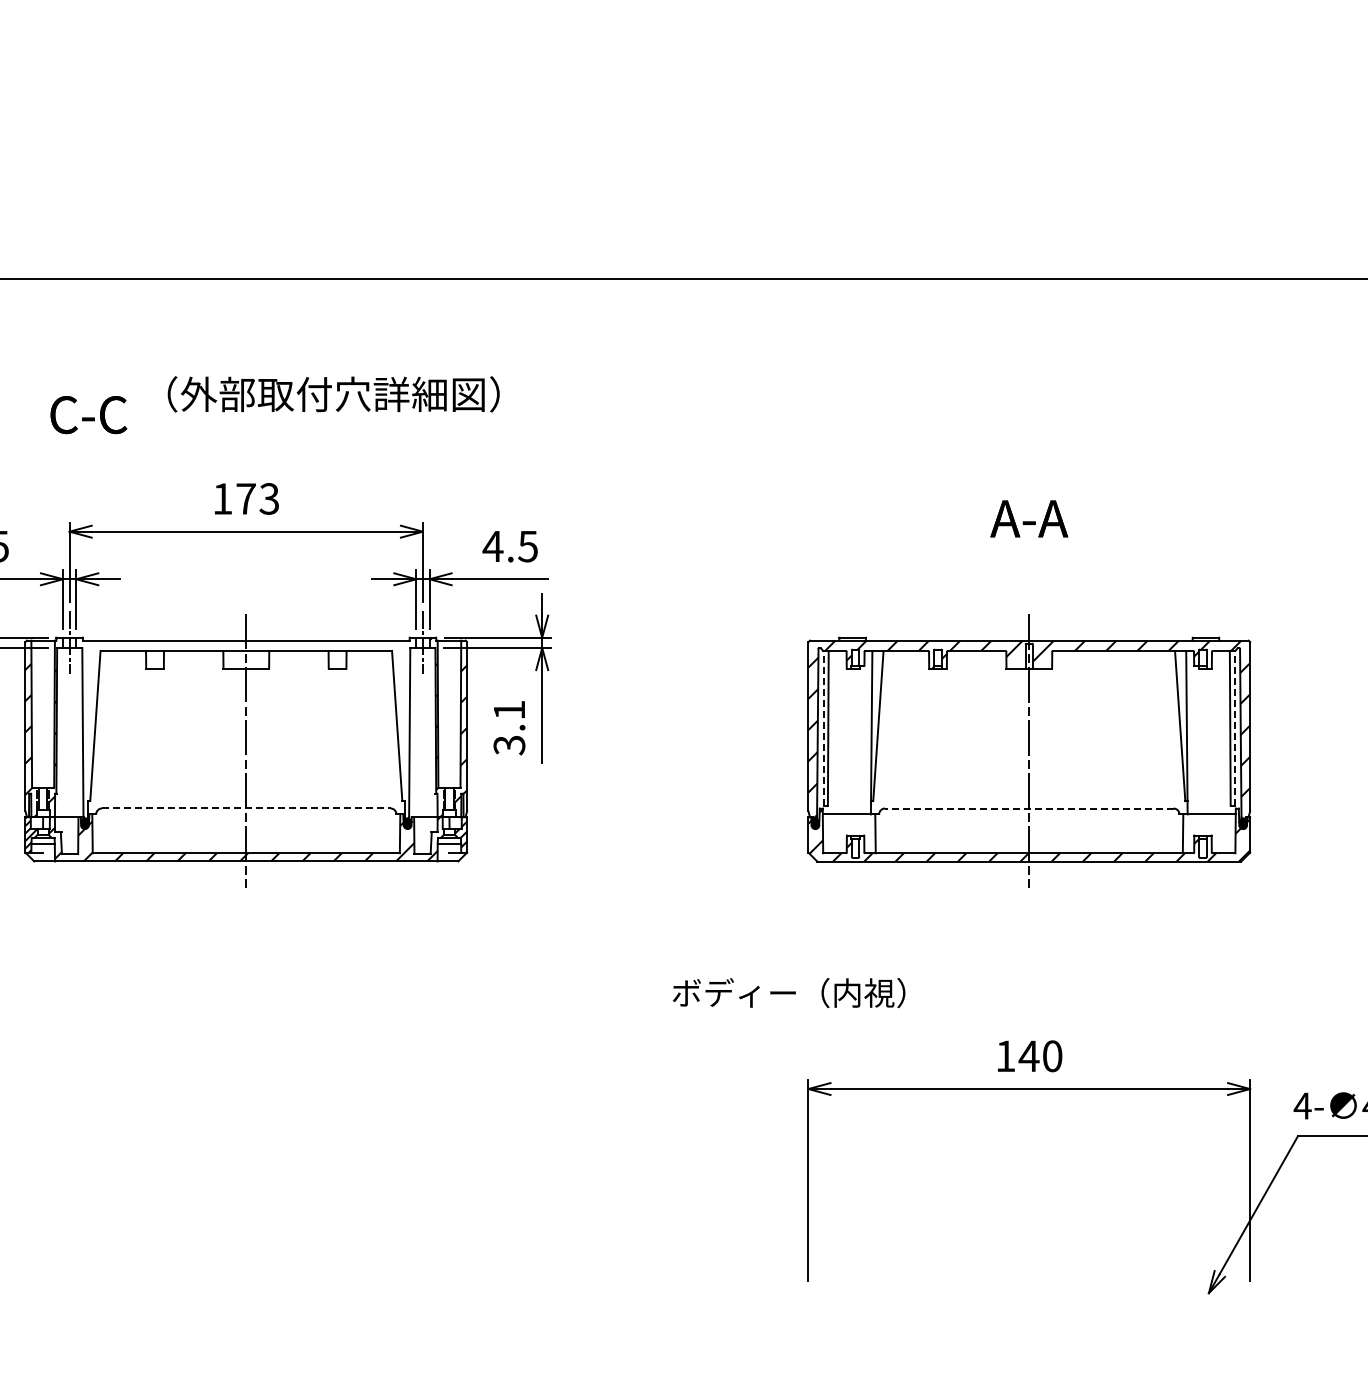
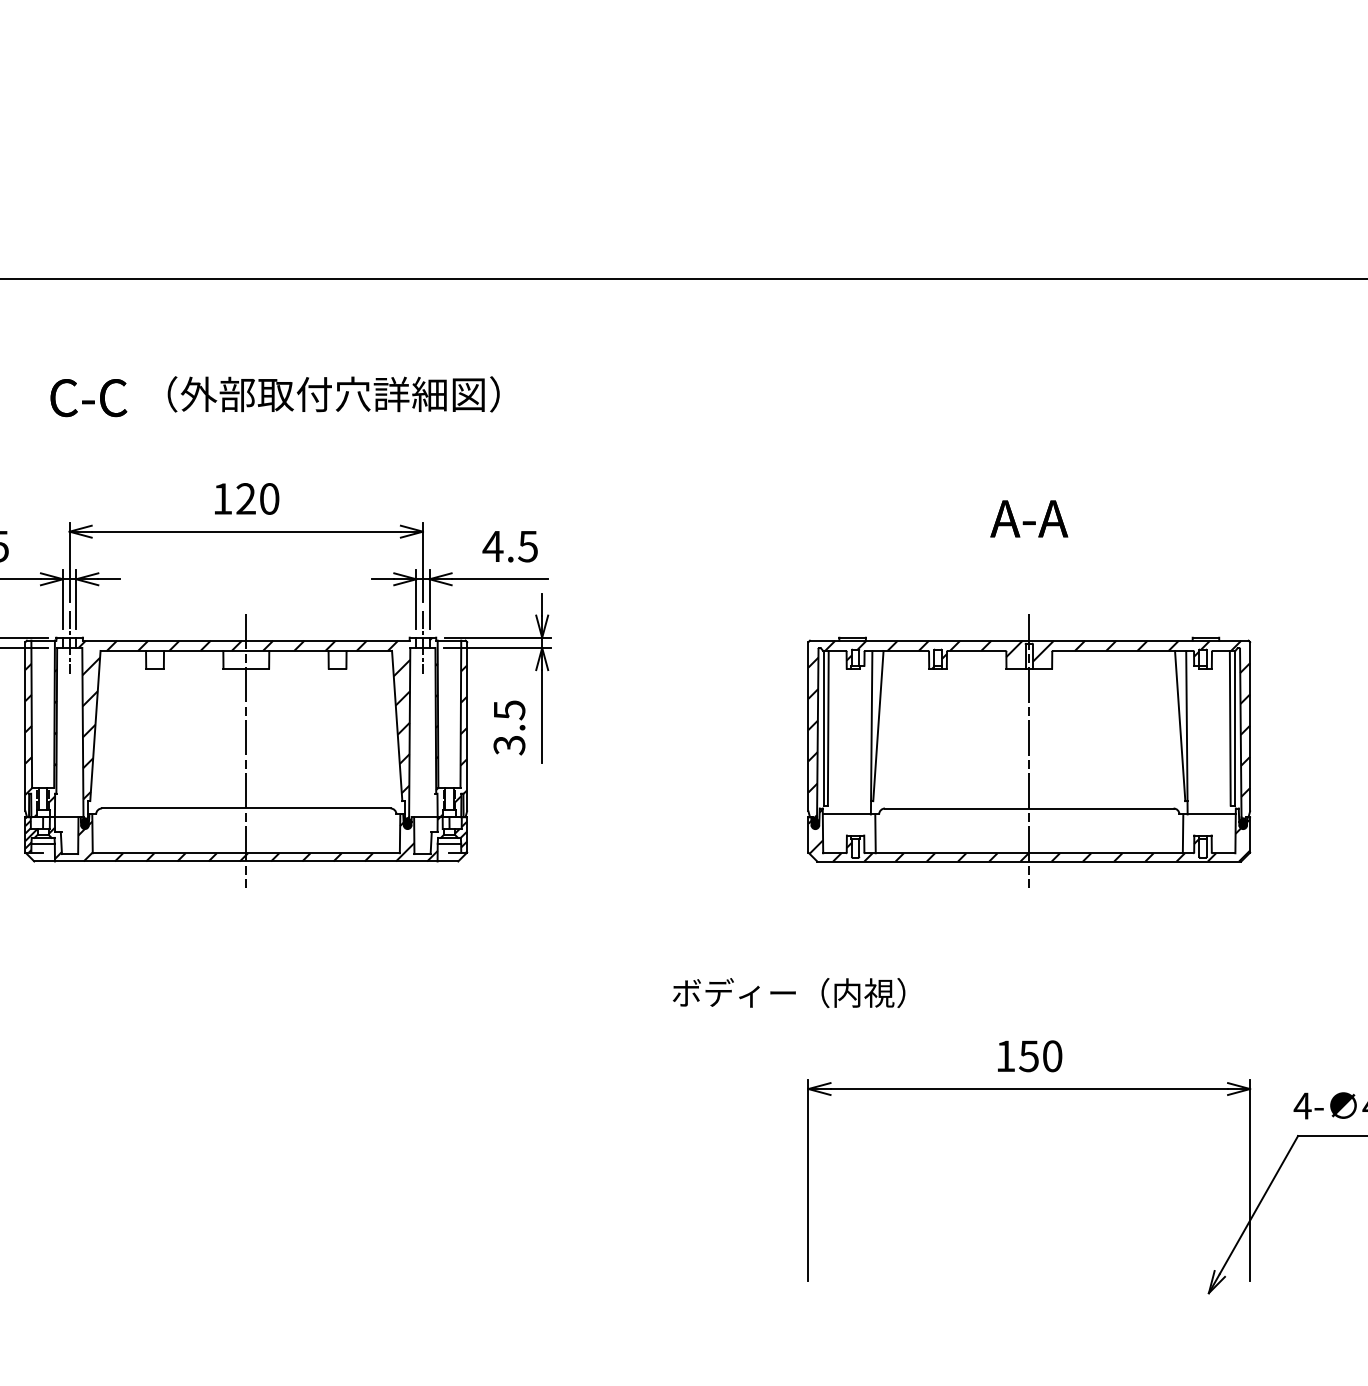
text position: (88, 415) -> (88, 398) (88, 398)
text: 173 -> 120 (257, 498)
text: 3.1 -> 3.5 (509, 710)
line: dashed -> solid (823, 727)
line: dashed -> solid (1235, 727)
hatch: none -> present (244, 730)
line: dashed -> solid (246, 808)
line: dashed -> solid (1028, 808)
text: 140 -> 150 (1028, 1056)
